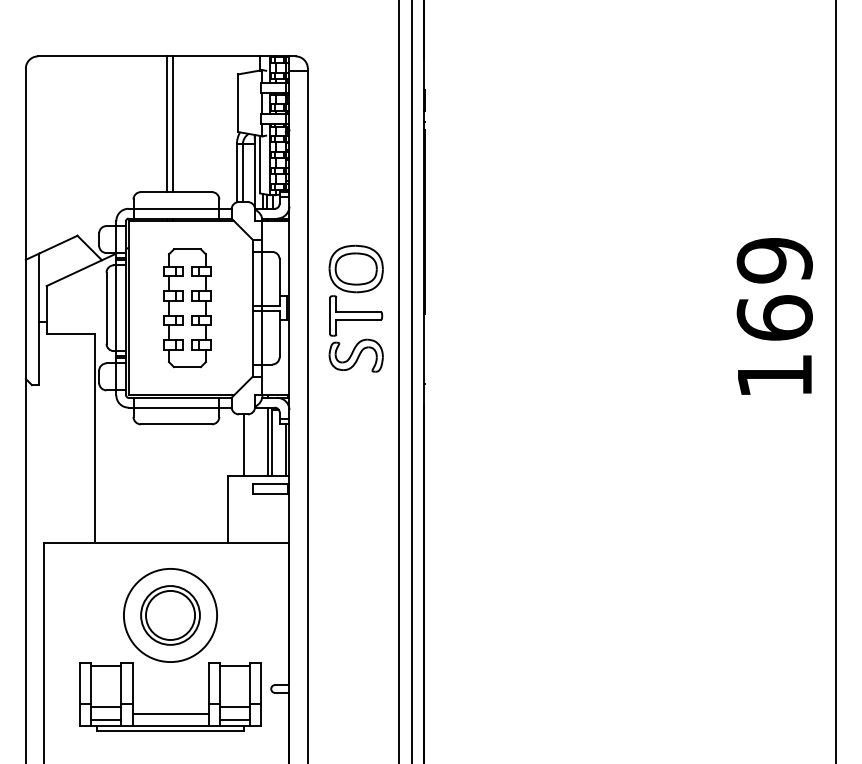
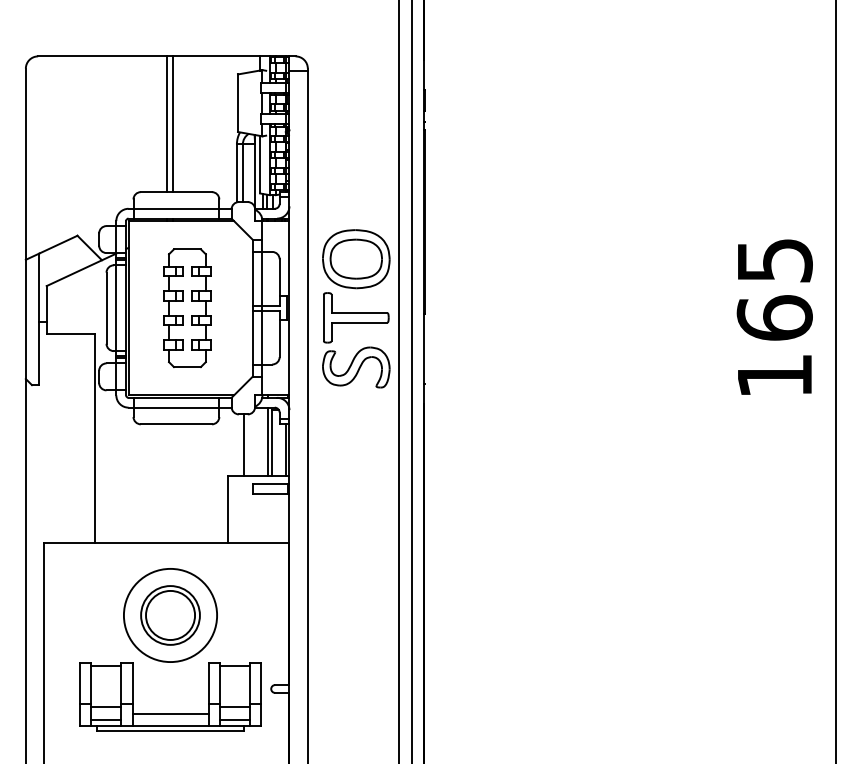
text: 169 -> 165 (774, 260)
part size: 56x129 px -> 69x160 px (356, 308)
